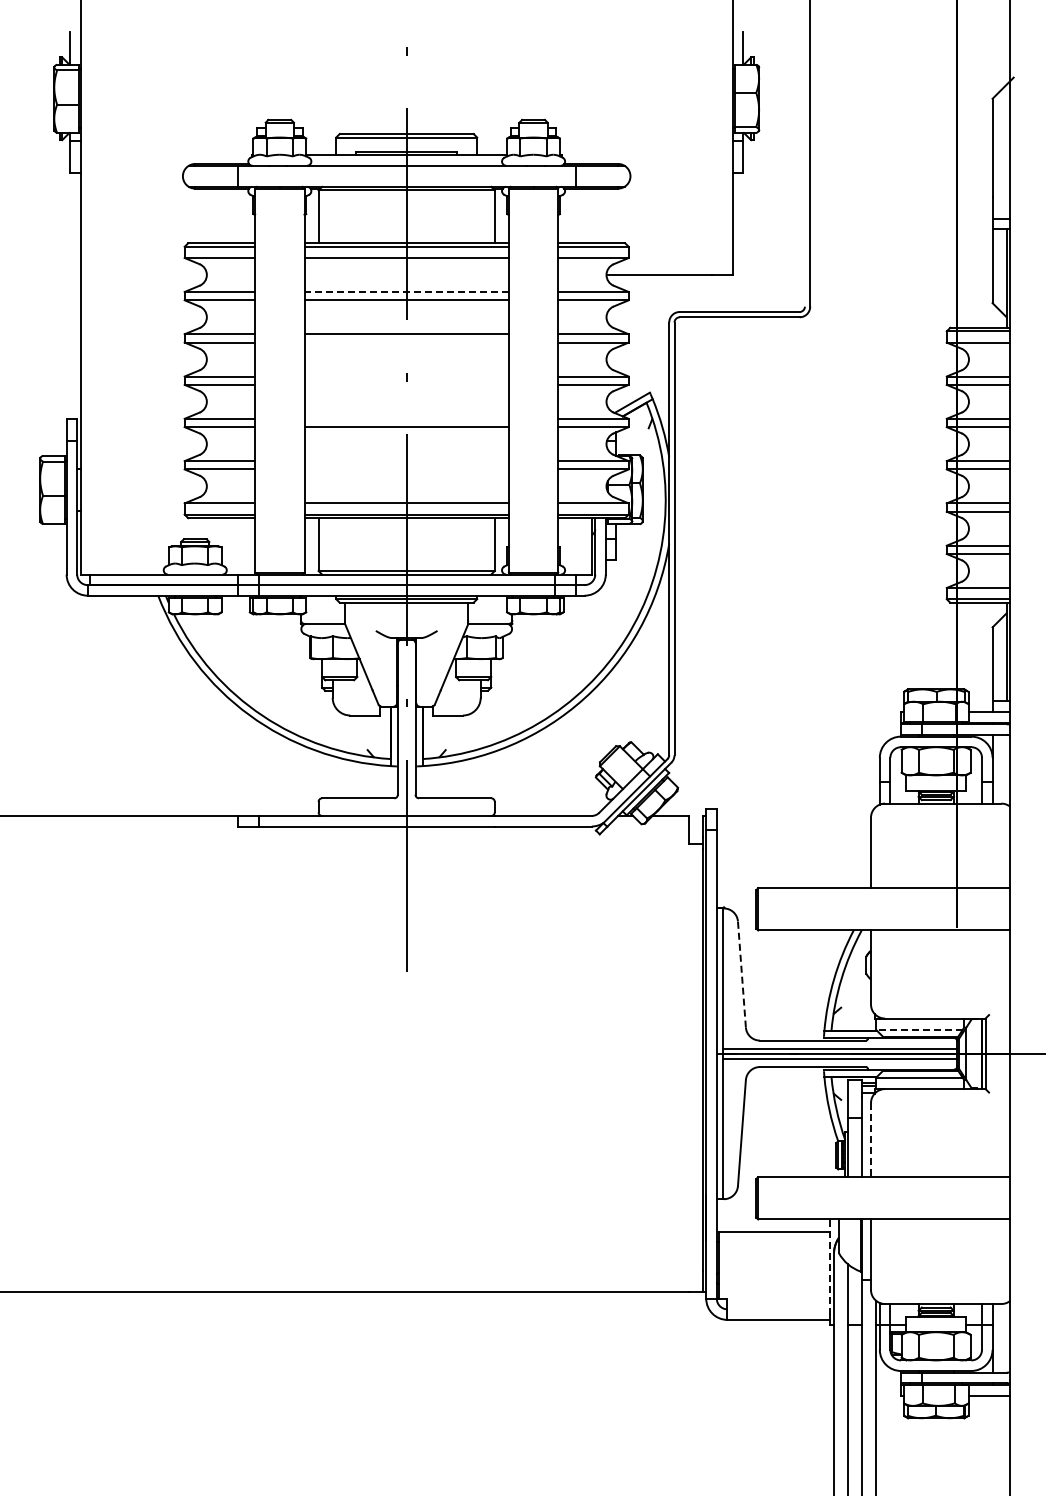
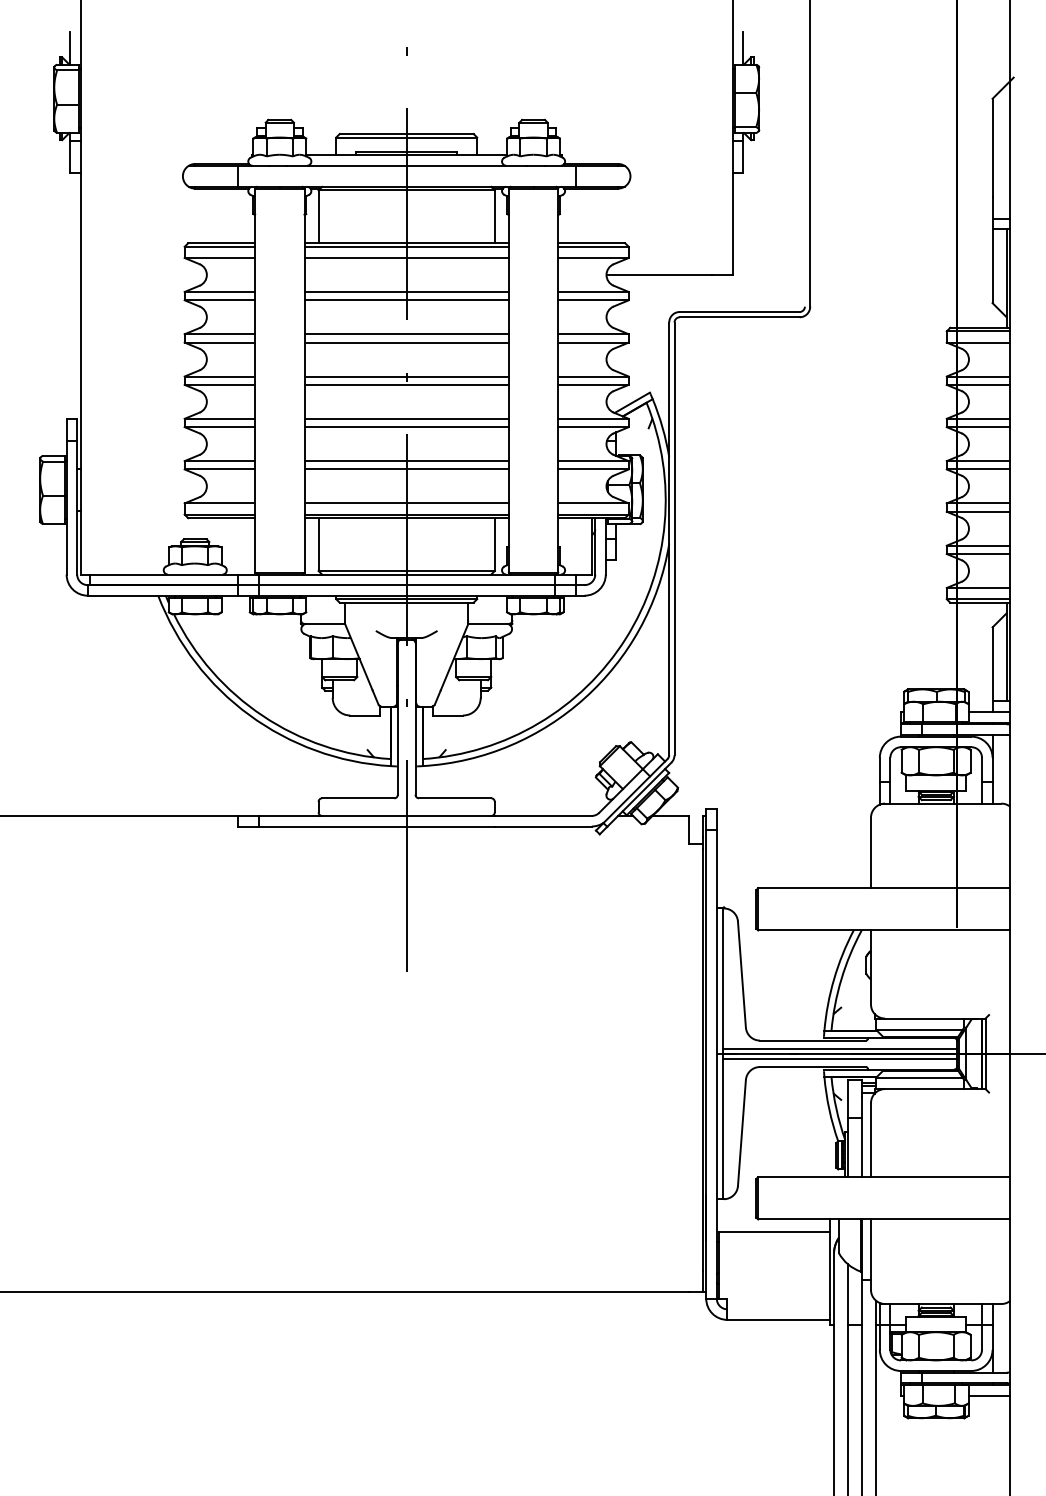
line: dashed -> solid (406, 291)
line: none -> present (406, 342)
line: none -> present (406, 376)
line: none -> present (406, 384)
line: none -> present (406, 418)
line: none -> present (406, 461)
line: none -> present (406, 469)
line: dashed -> solid (741, 974)
line: dashed -> solid (918, 1030)
line: dashed -> solid (871, 1140)
line: dashed -> solid (829, 1267)
